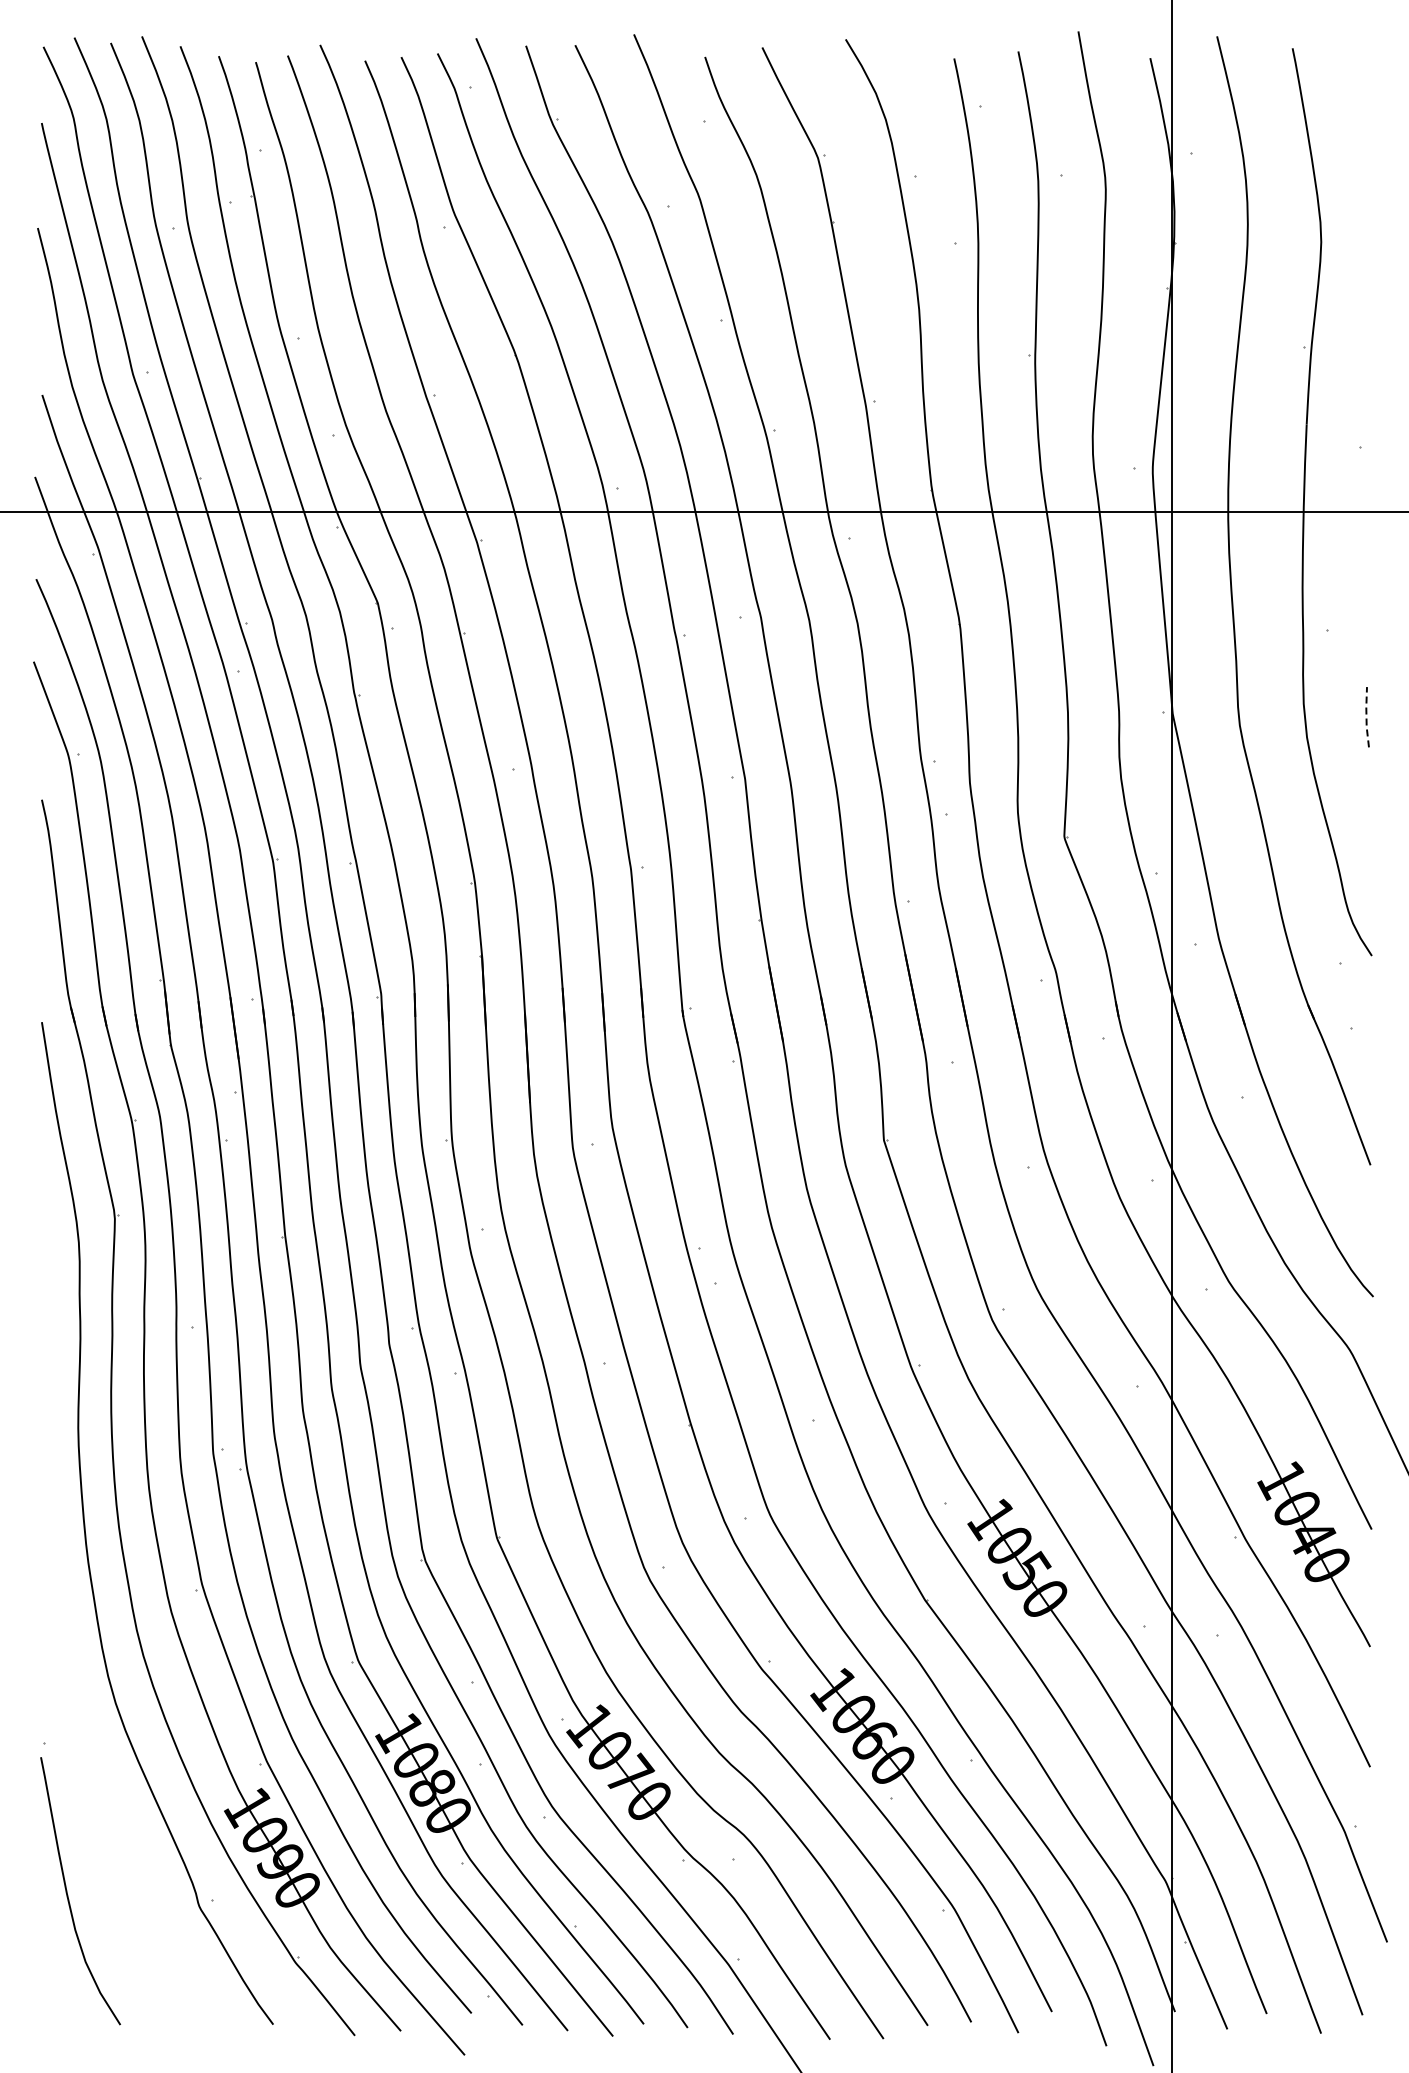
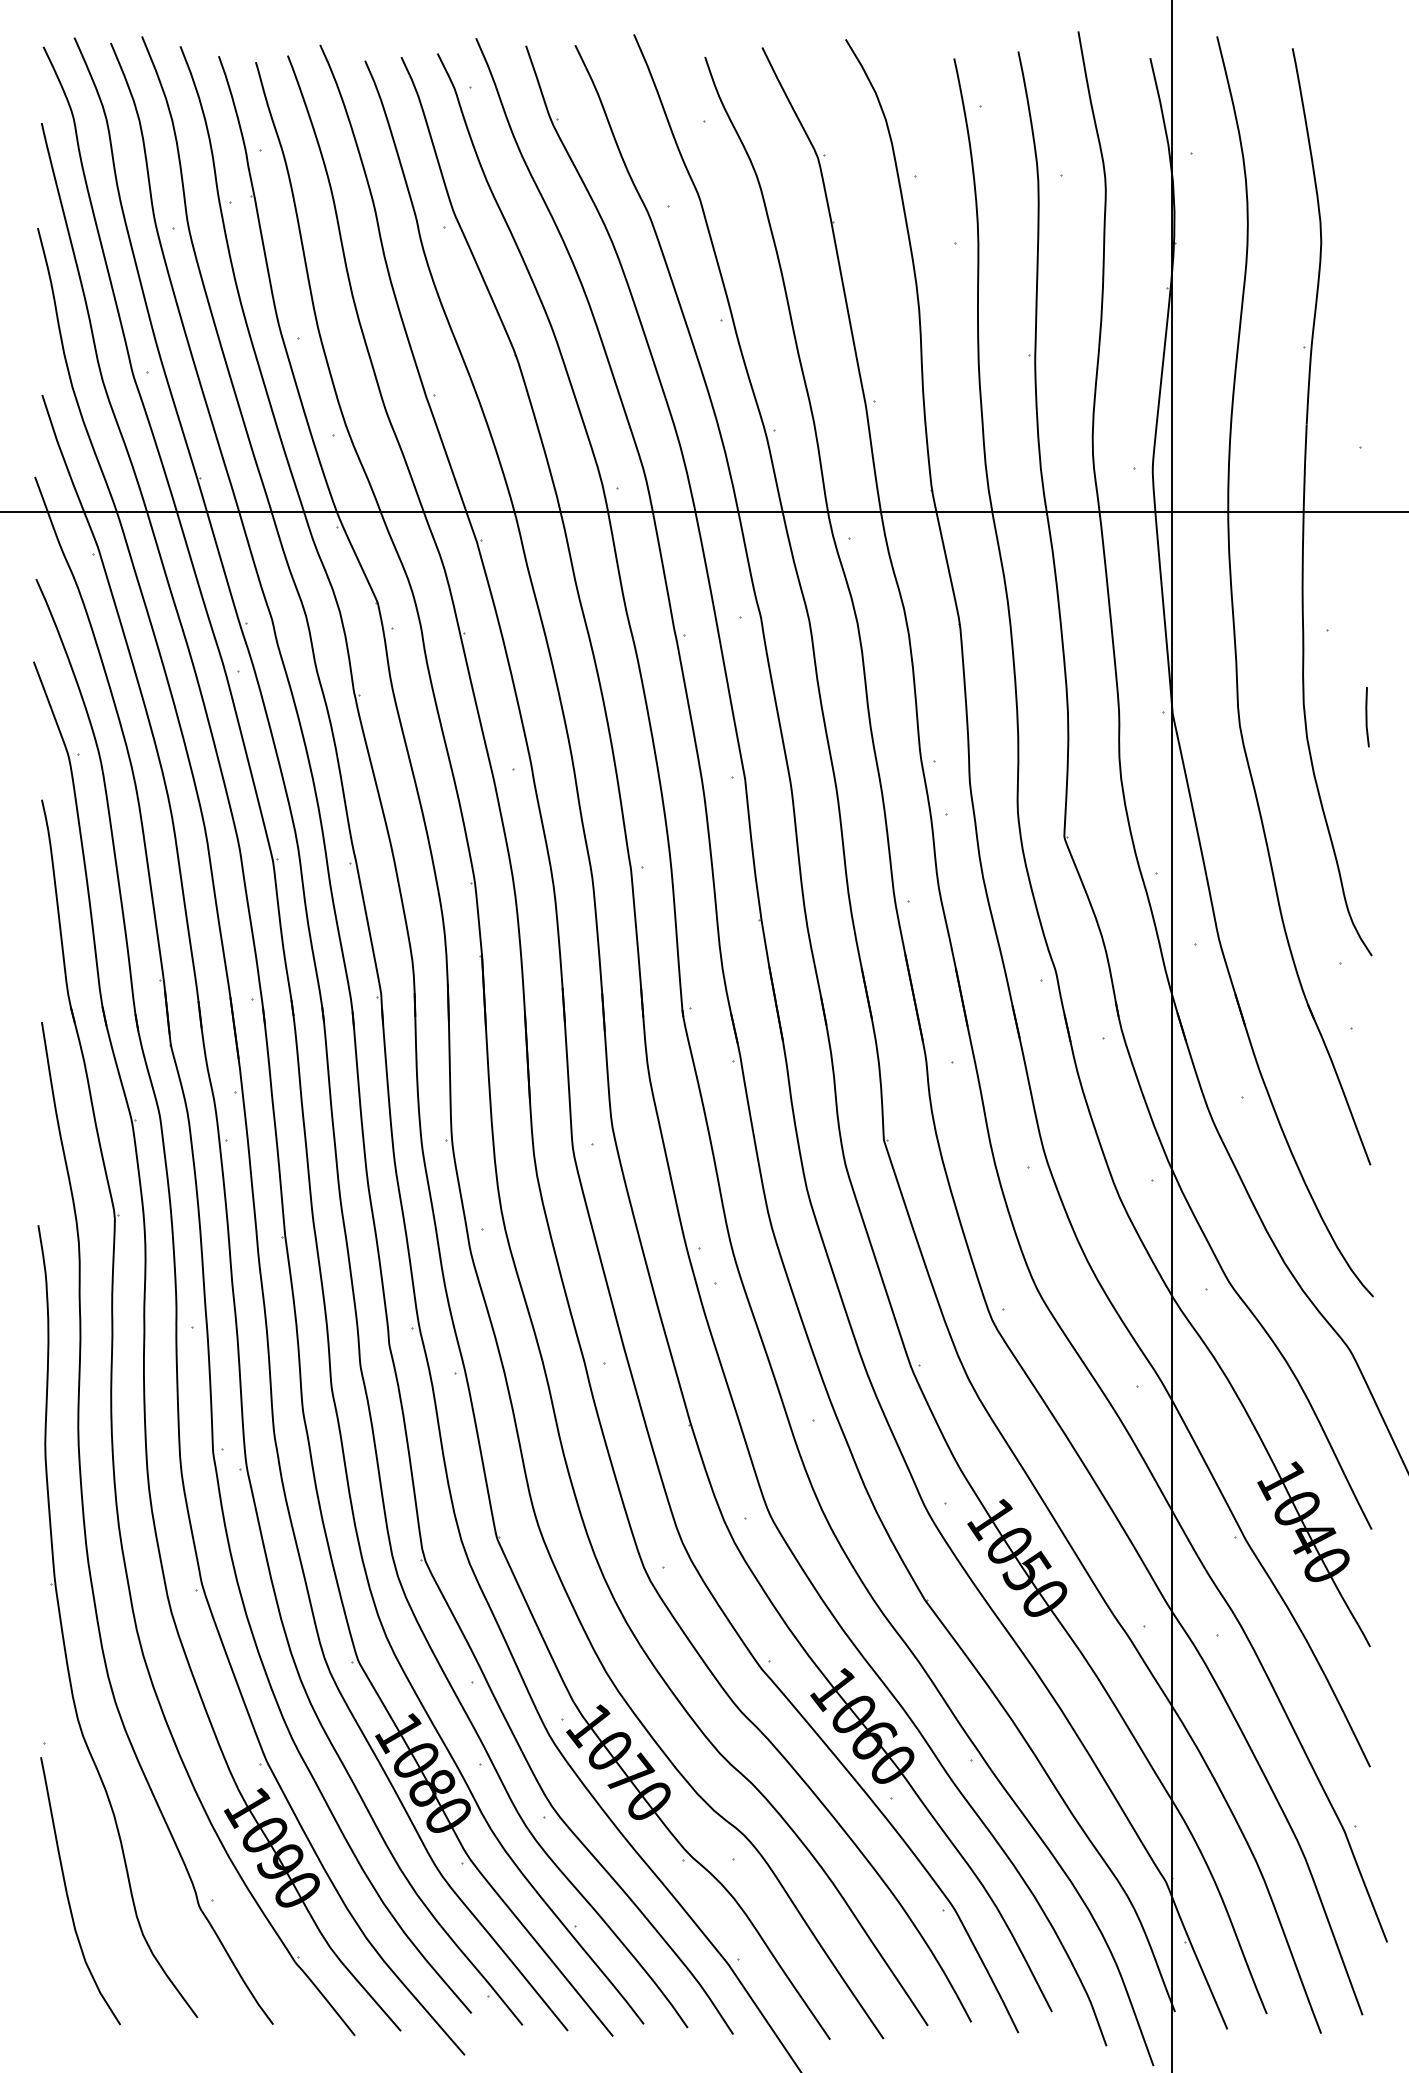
line: dashed -> solid (1366, 717)
part: none -> present (63, 1631)
